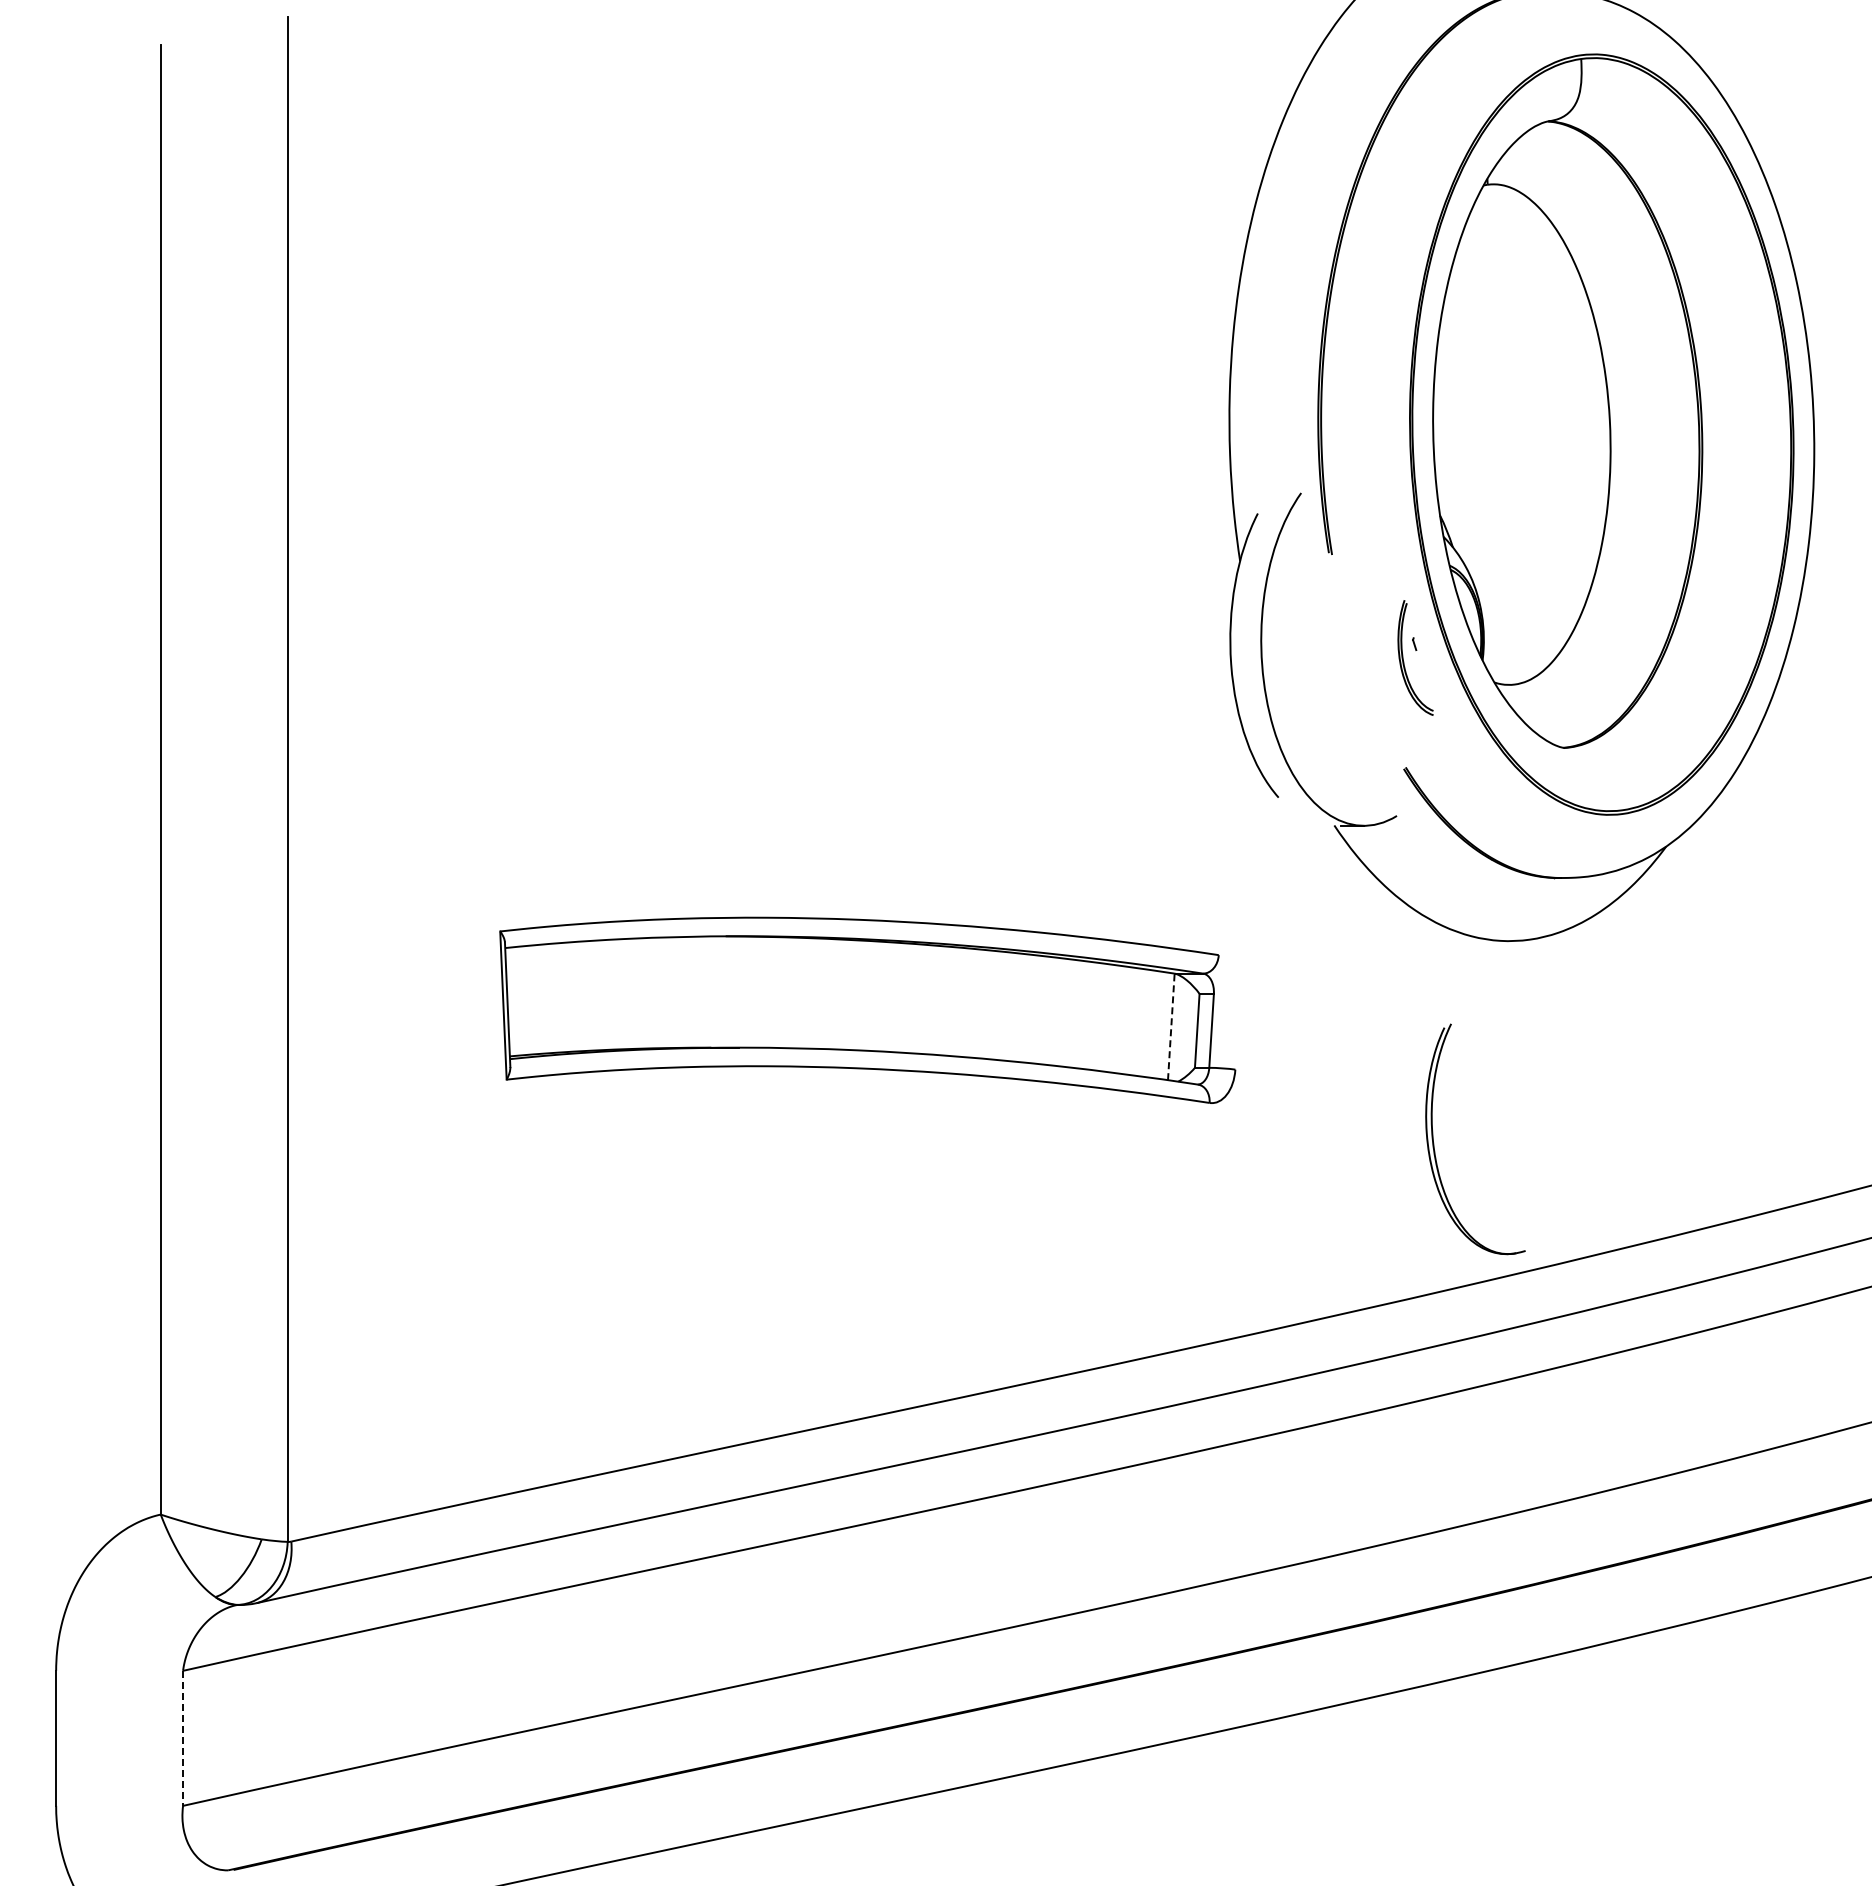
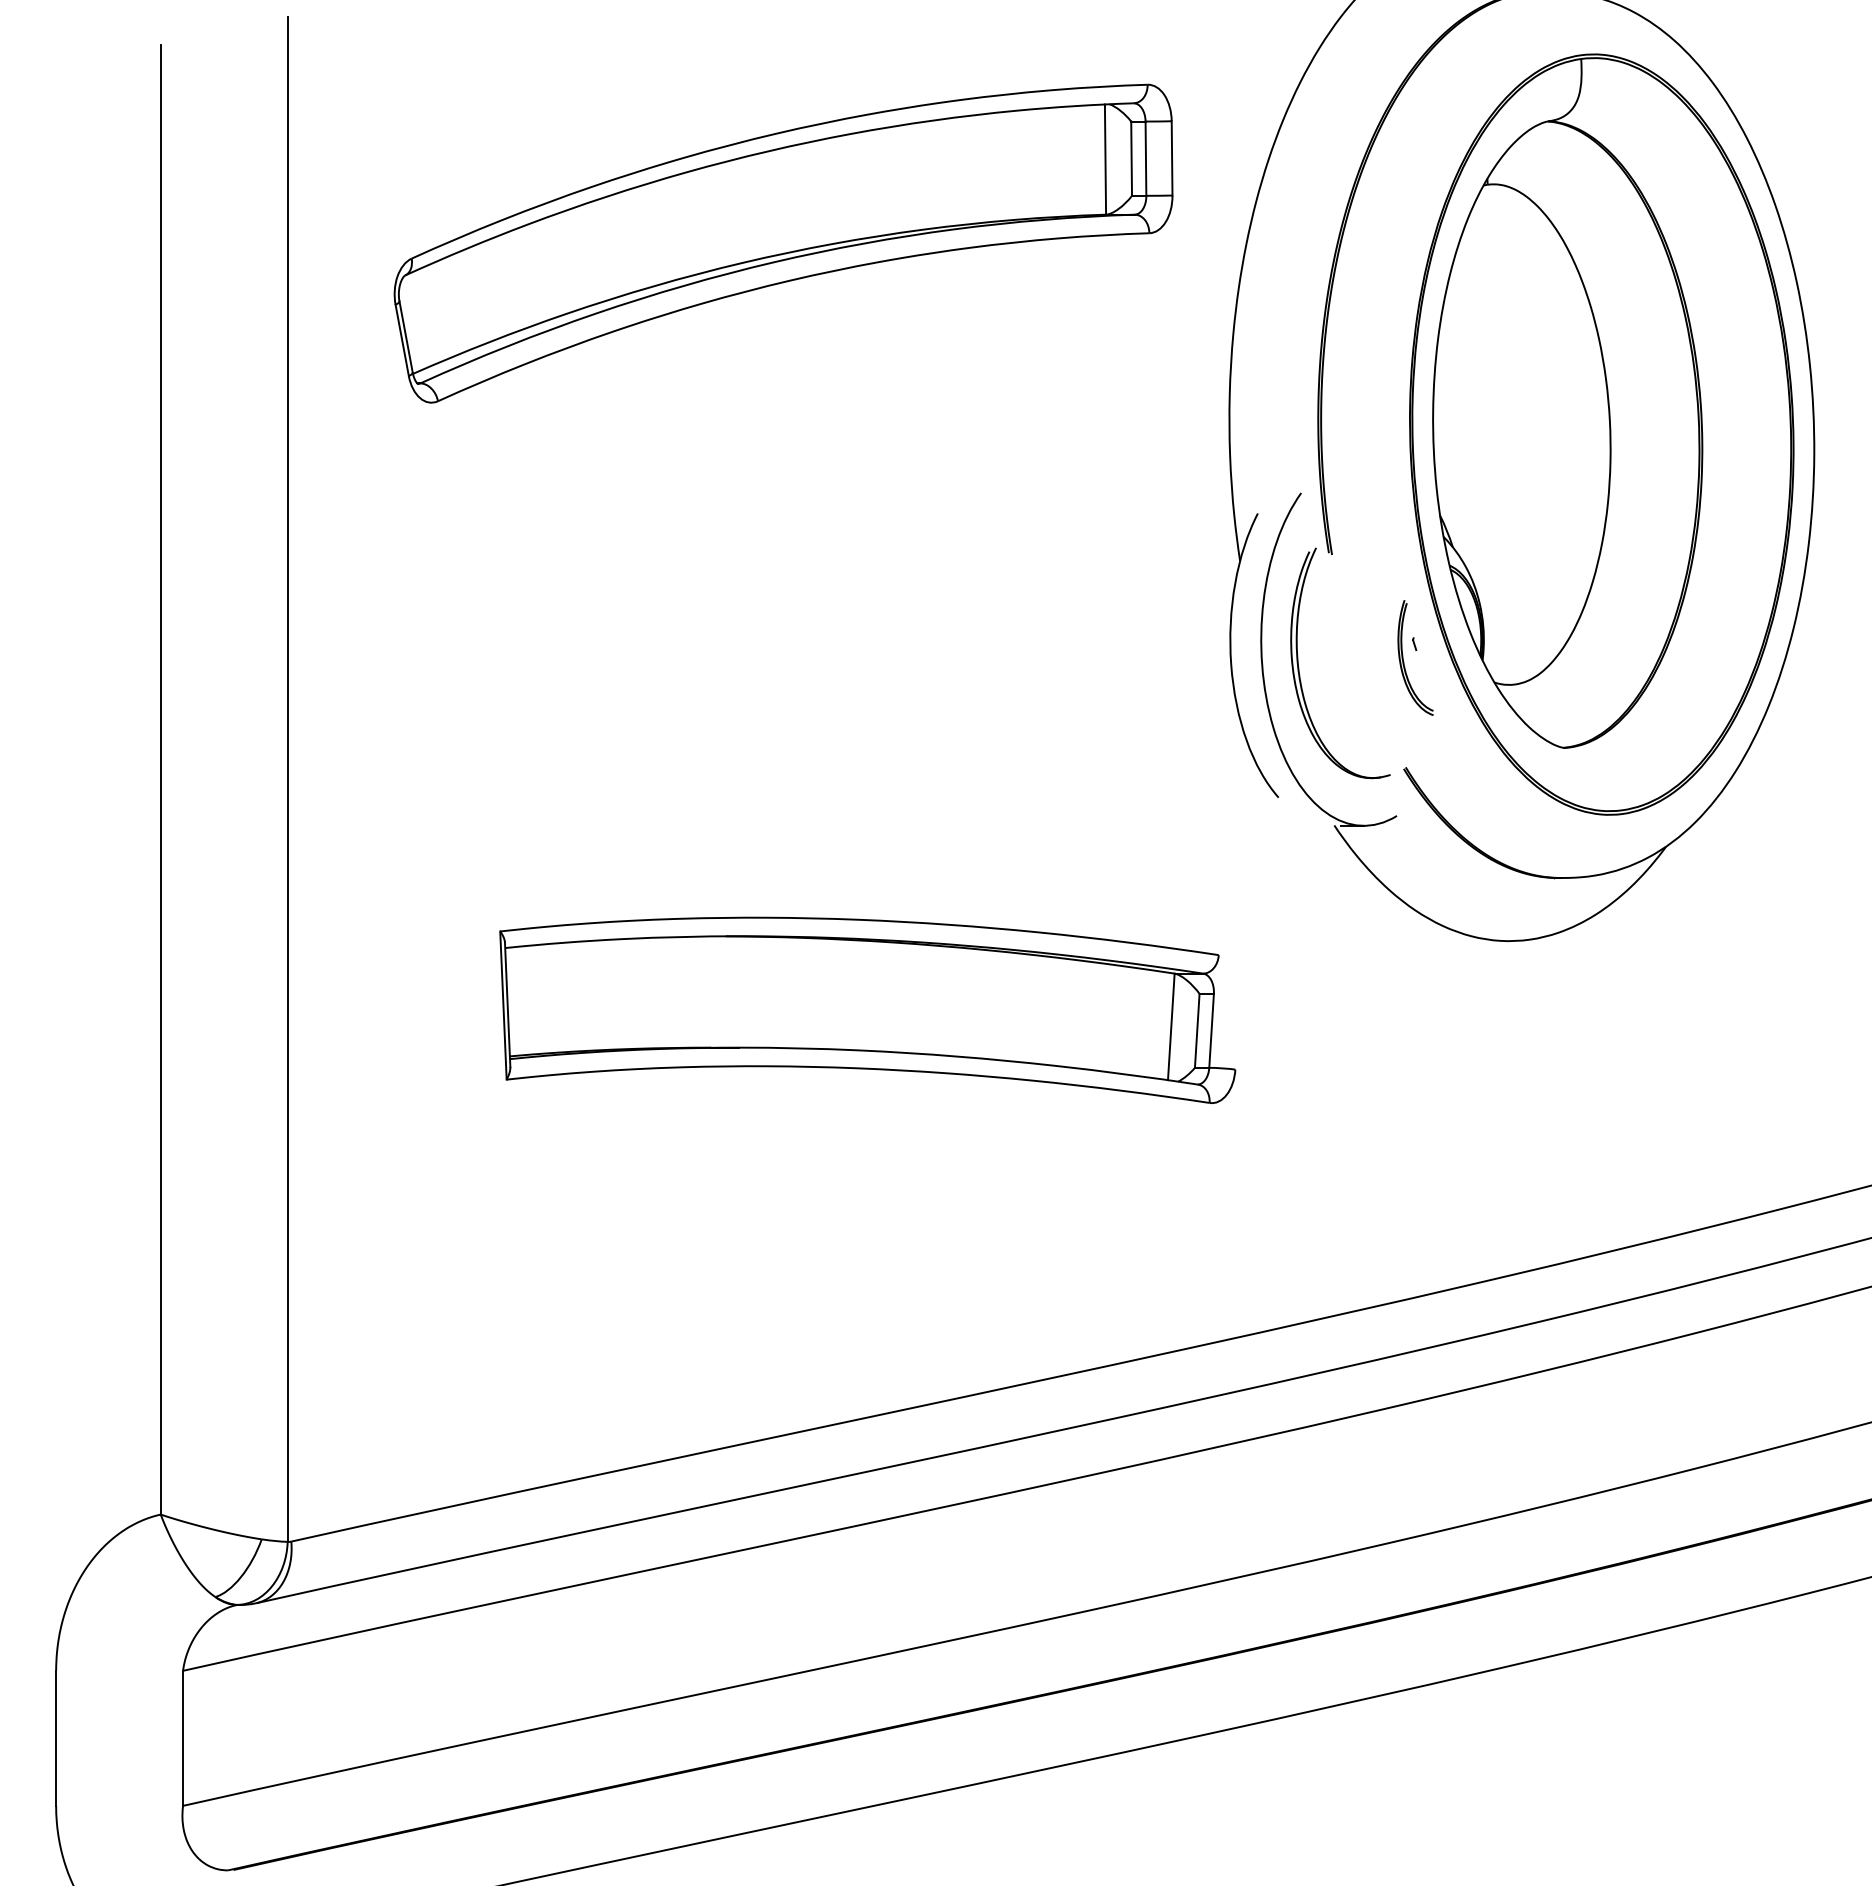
part: none -> present (783, 243)
line: dashed -> solid (1171, 1026)
part position: (1434, 1143) -> (1299, 667) (1299, 667)
line: dashed -> solid (183, 1738)
